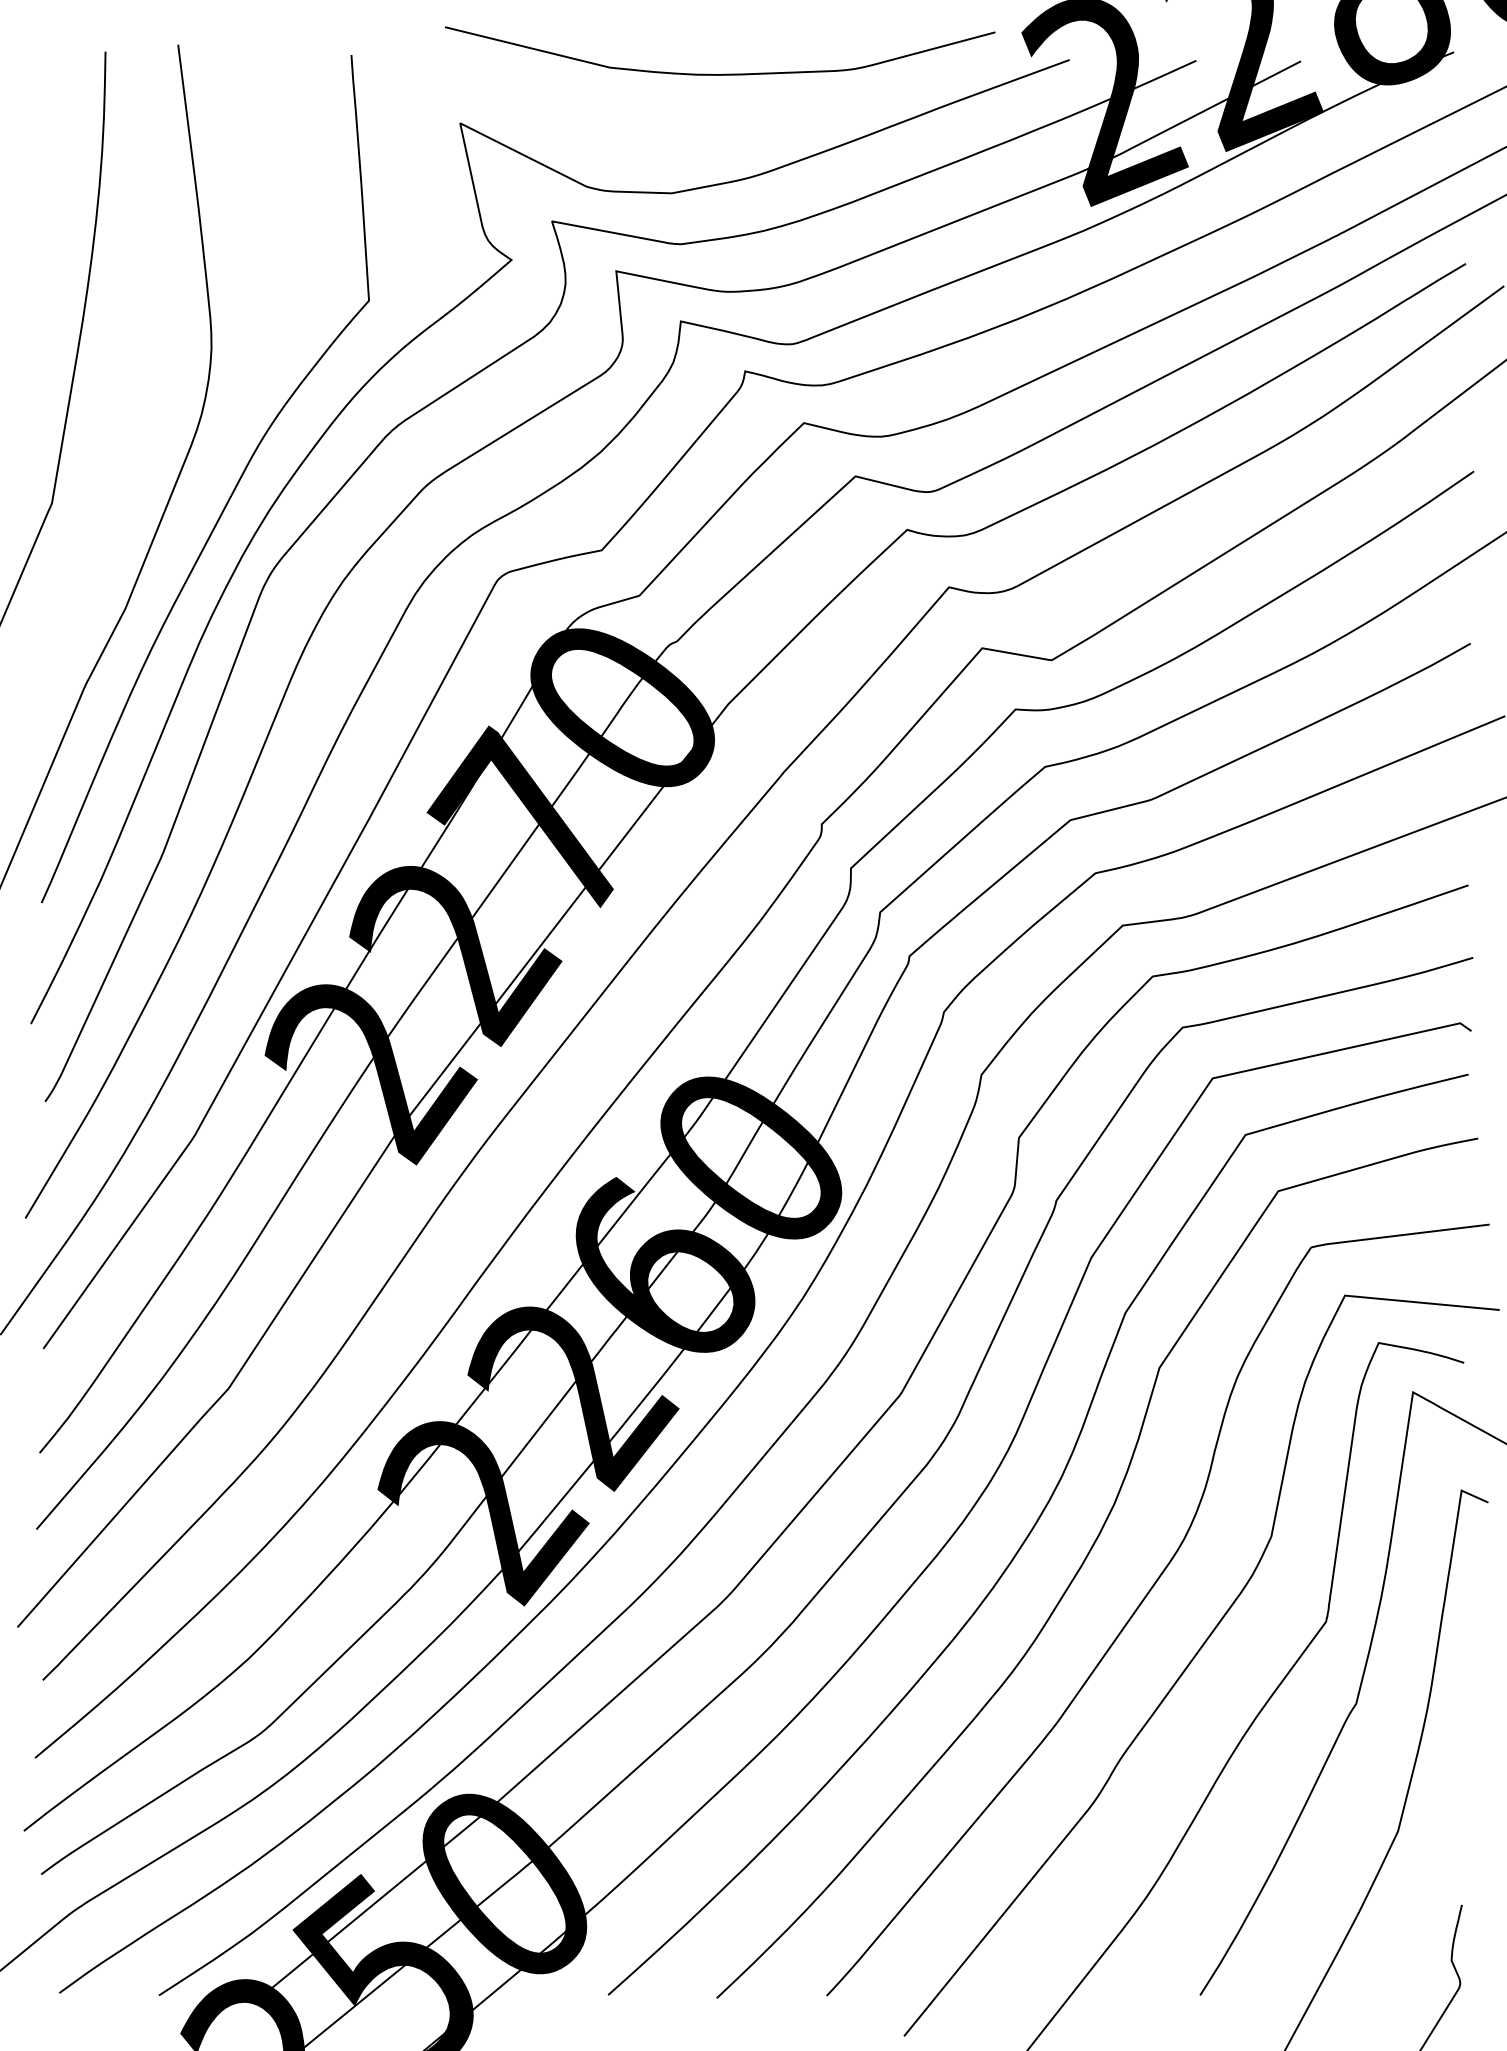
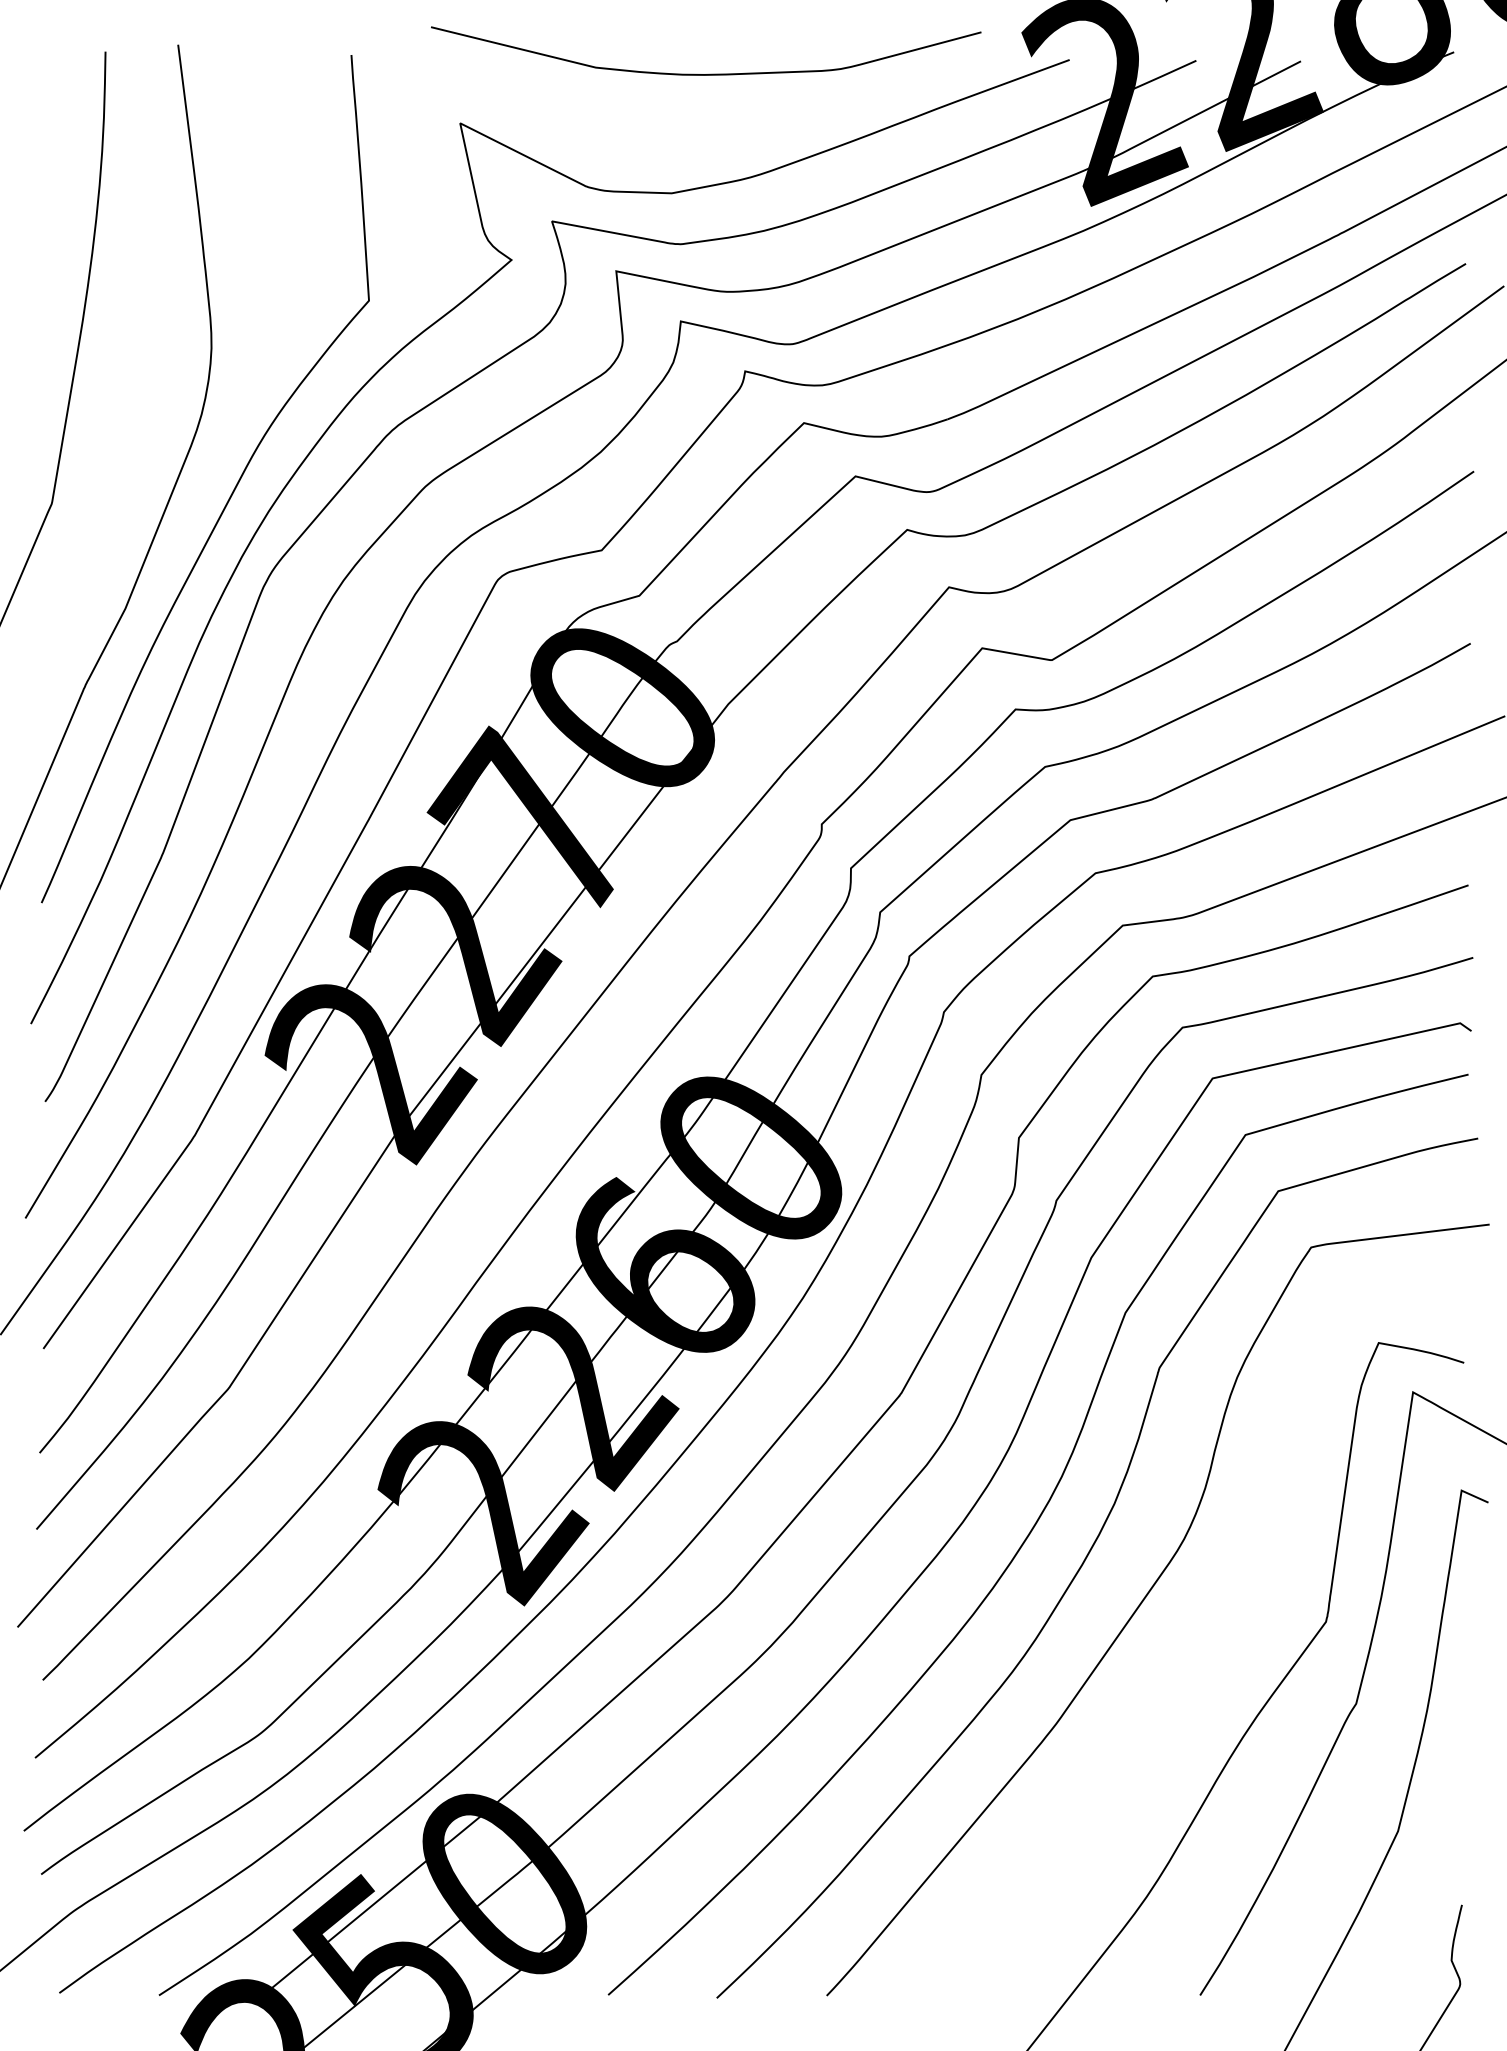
curve position: (723, 73) -> (709, 73) (709, 73)
curve: present -> none (1193, 1660)
